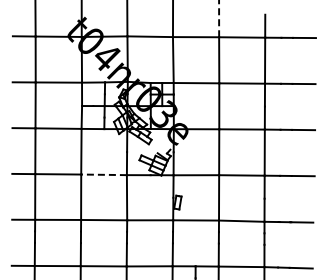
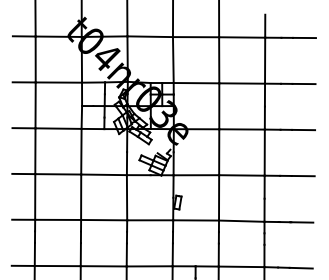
line: dashed -> solid (219, 18)
line: dashed -> solid (104, 174)
